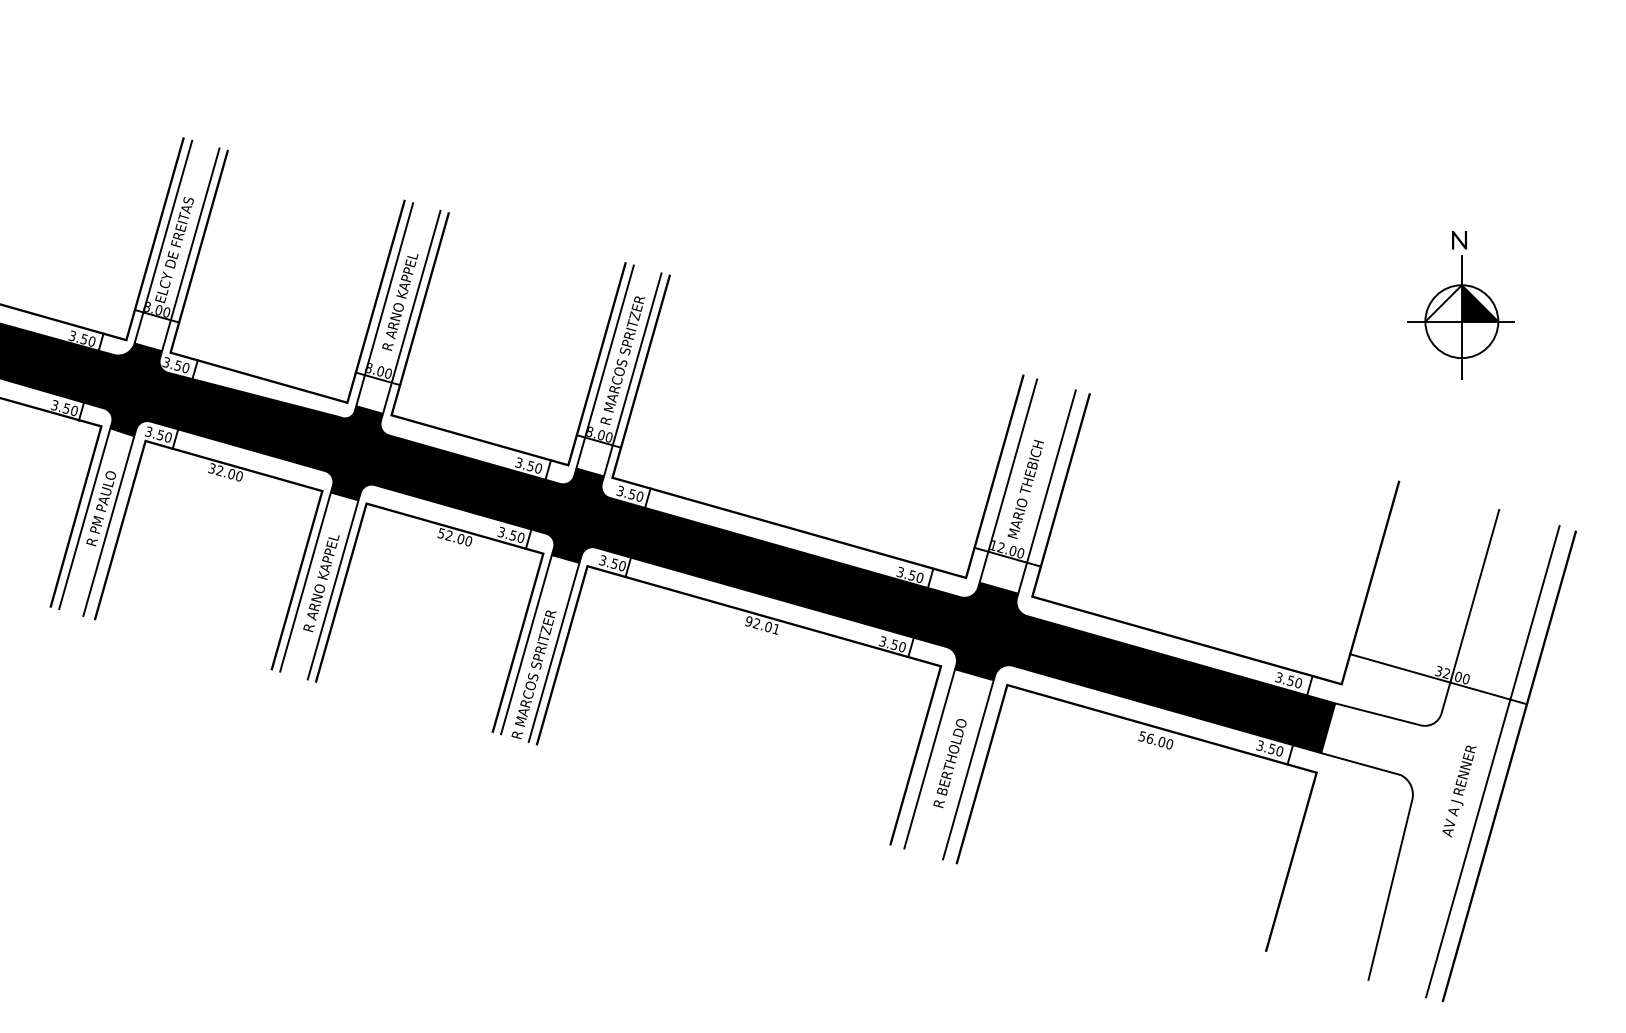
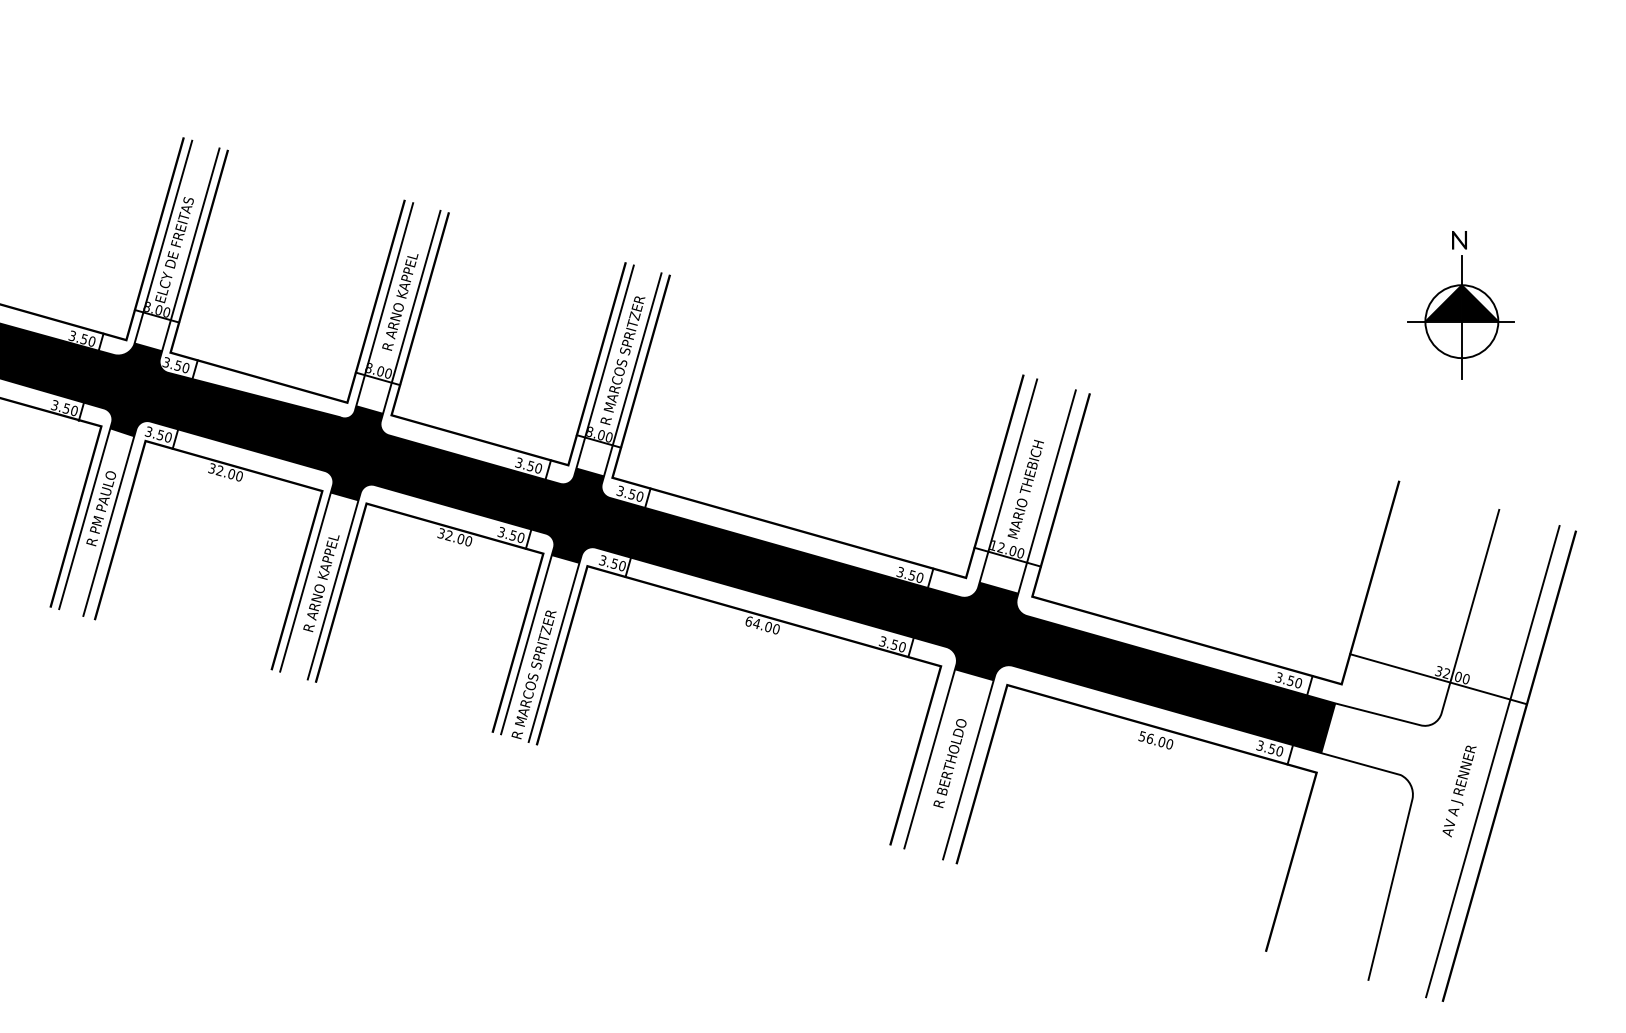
fill: none -> present (1443, 303)
text: 52.00 -> 32.00 (441, 533)
text: 92.01 -> 64.00 (762, 625)
